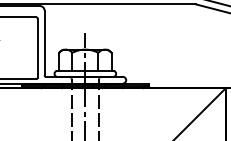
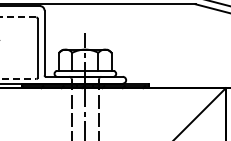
line: solid -> dashed (18, 17)
line: solid -> dashed (18, 79)
